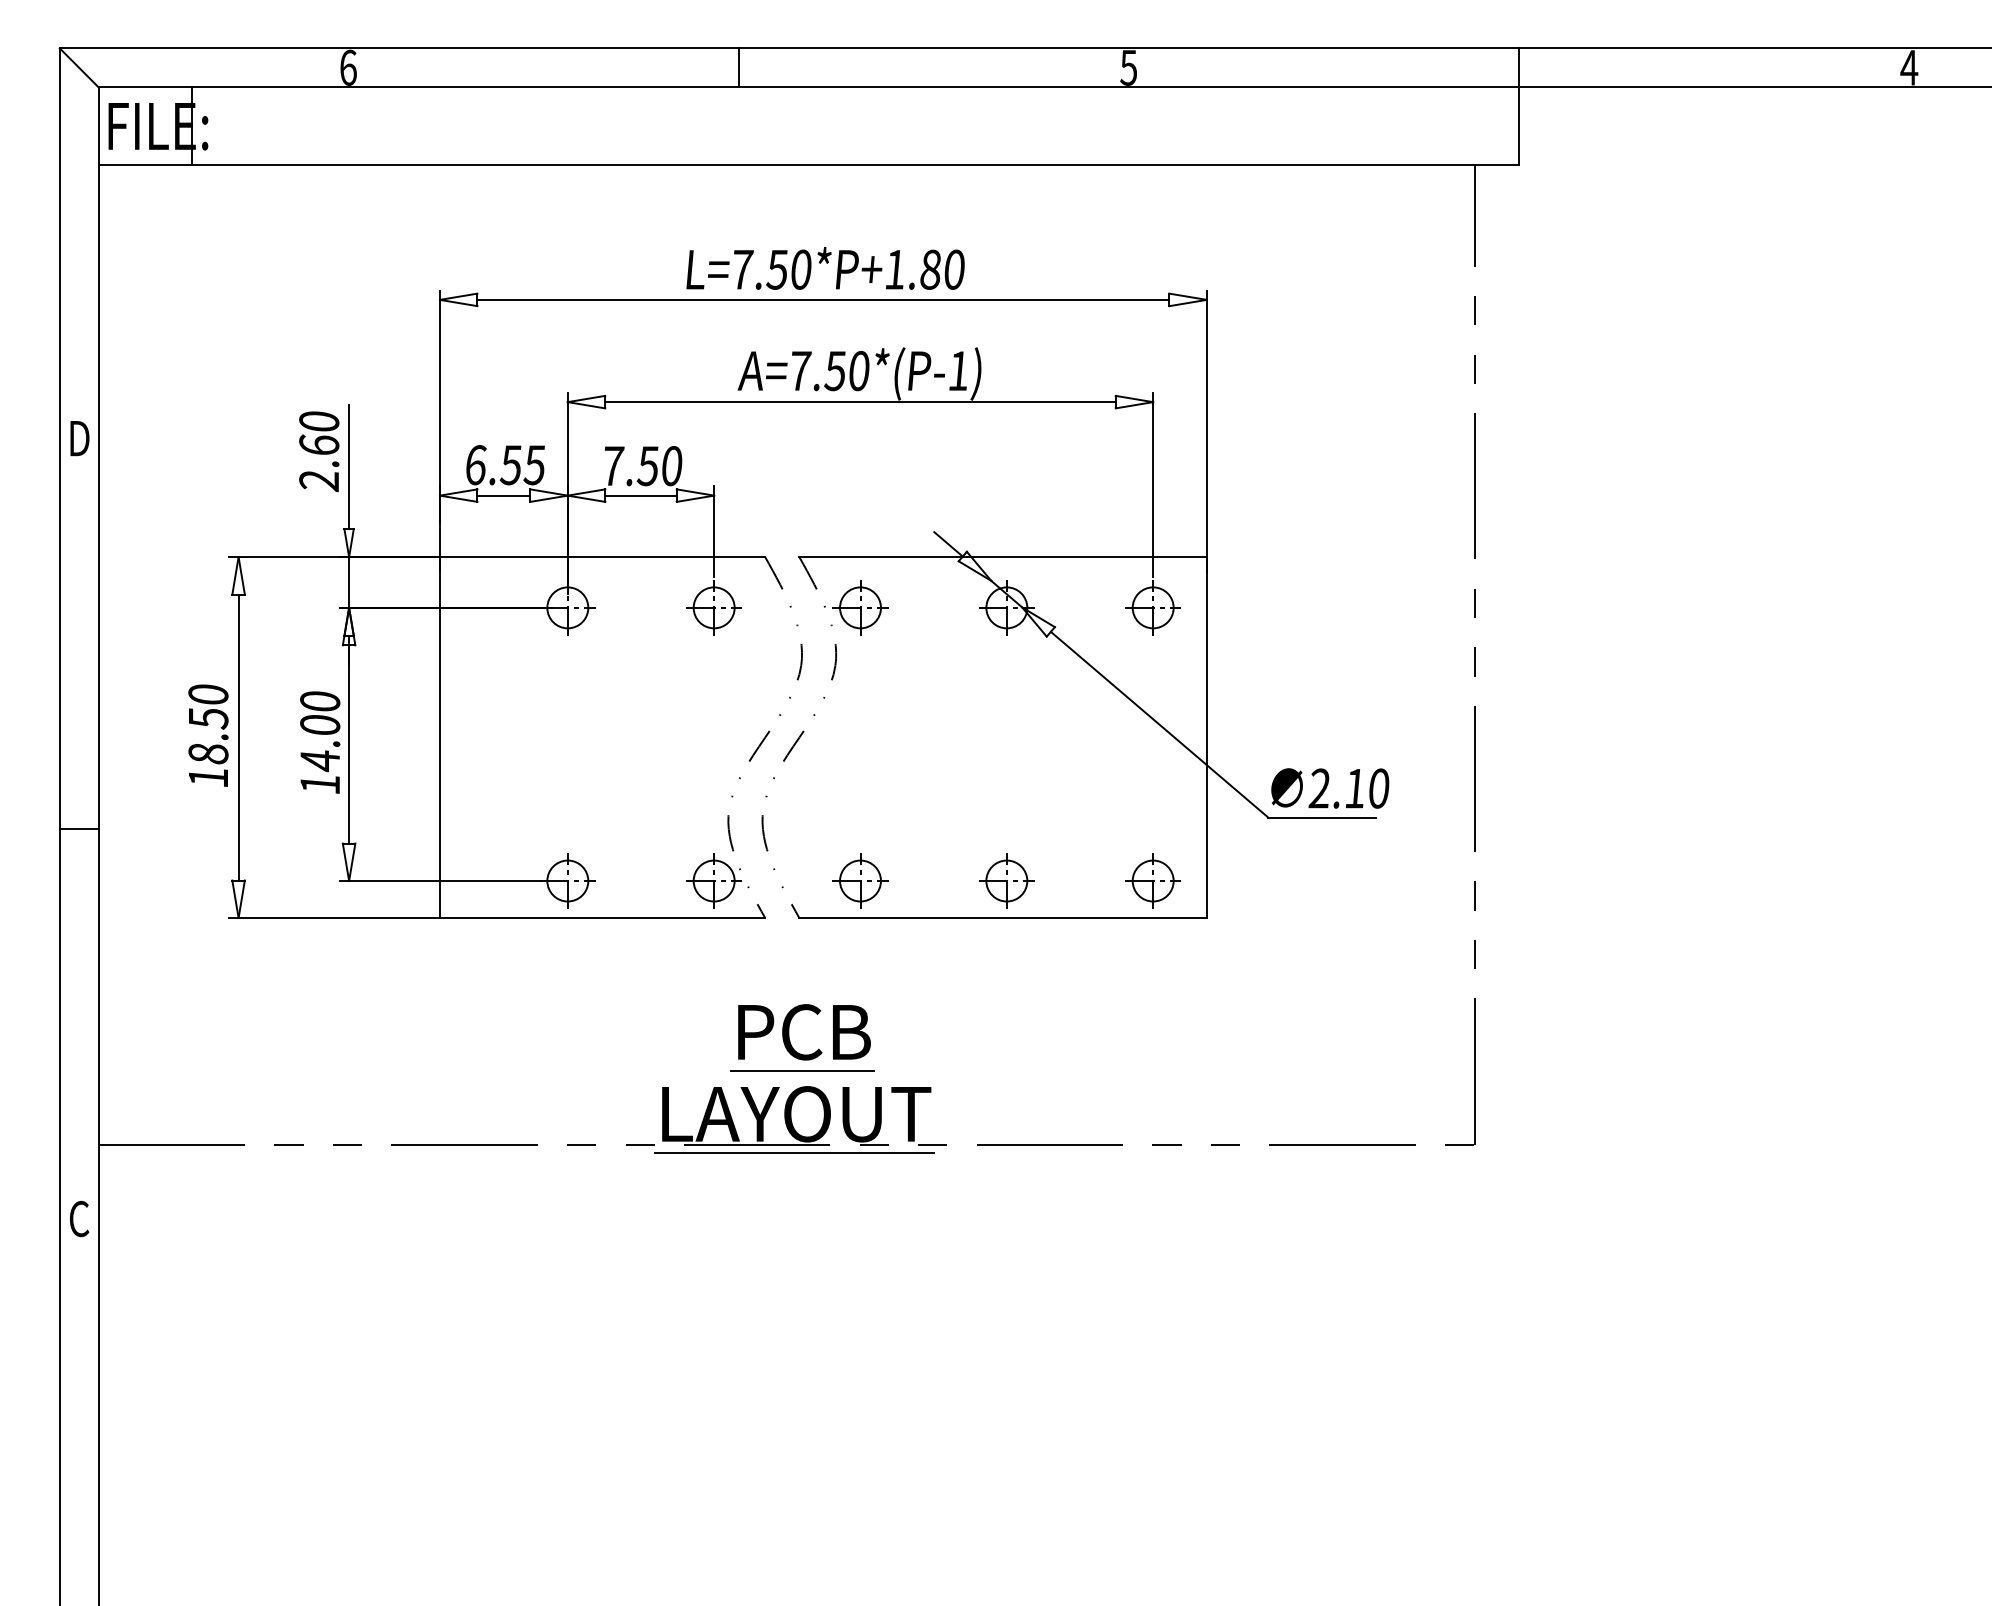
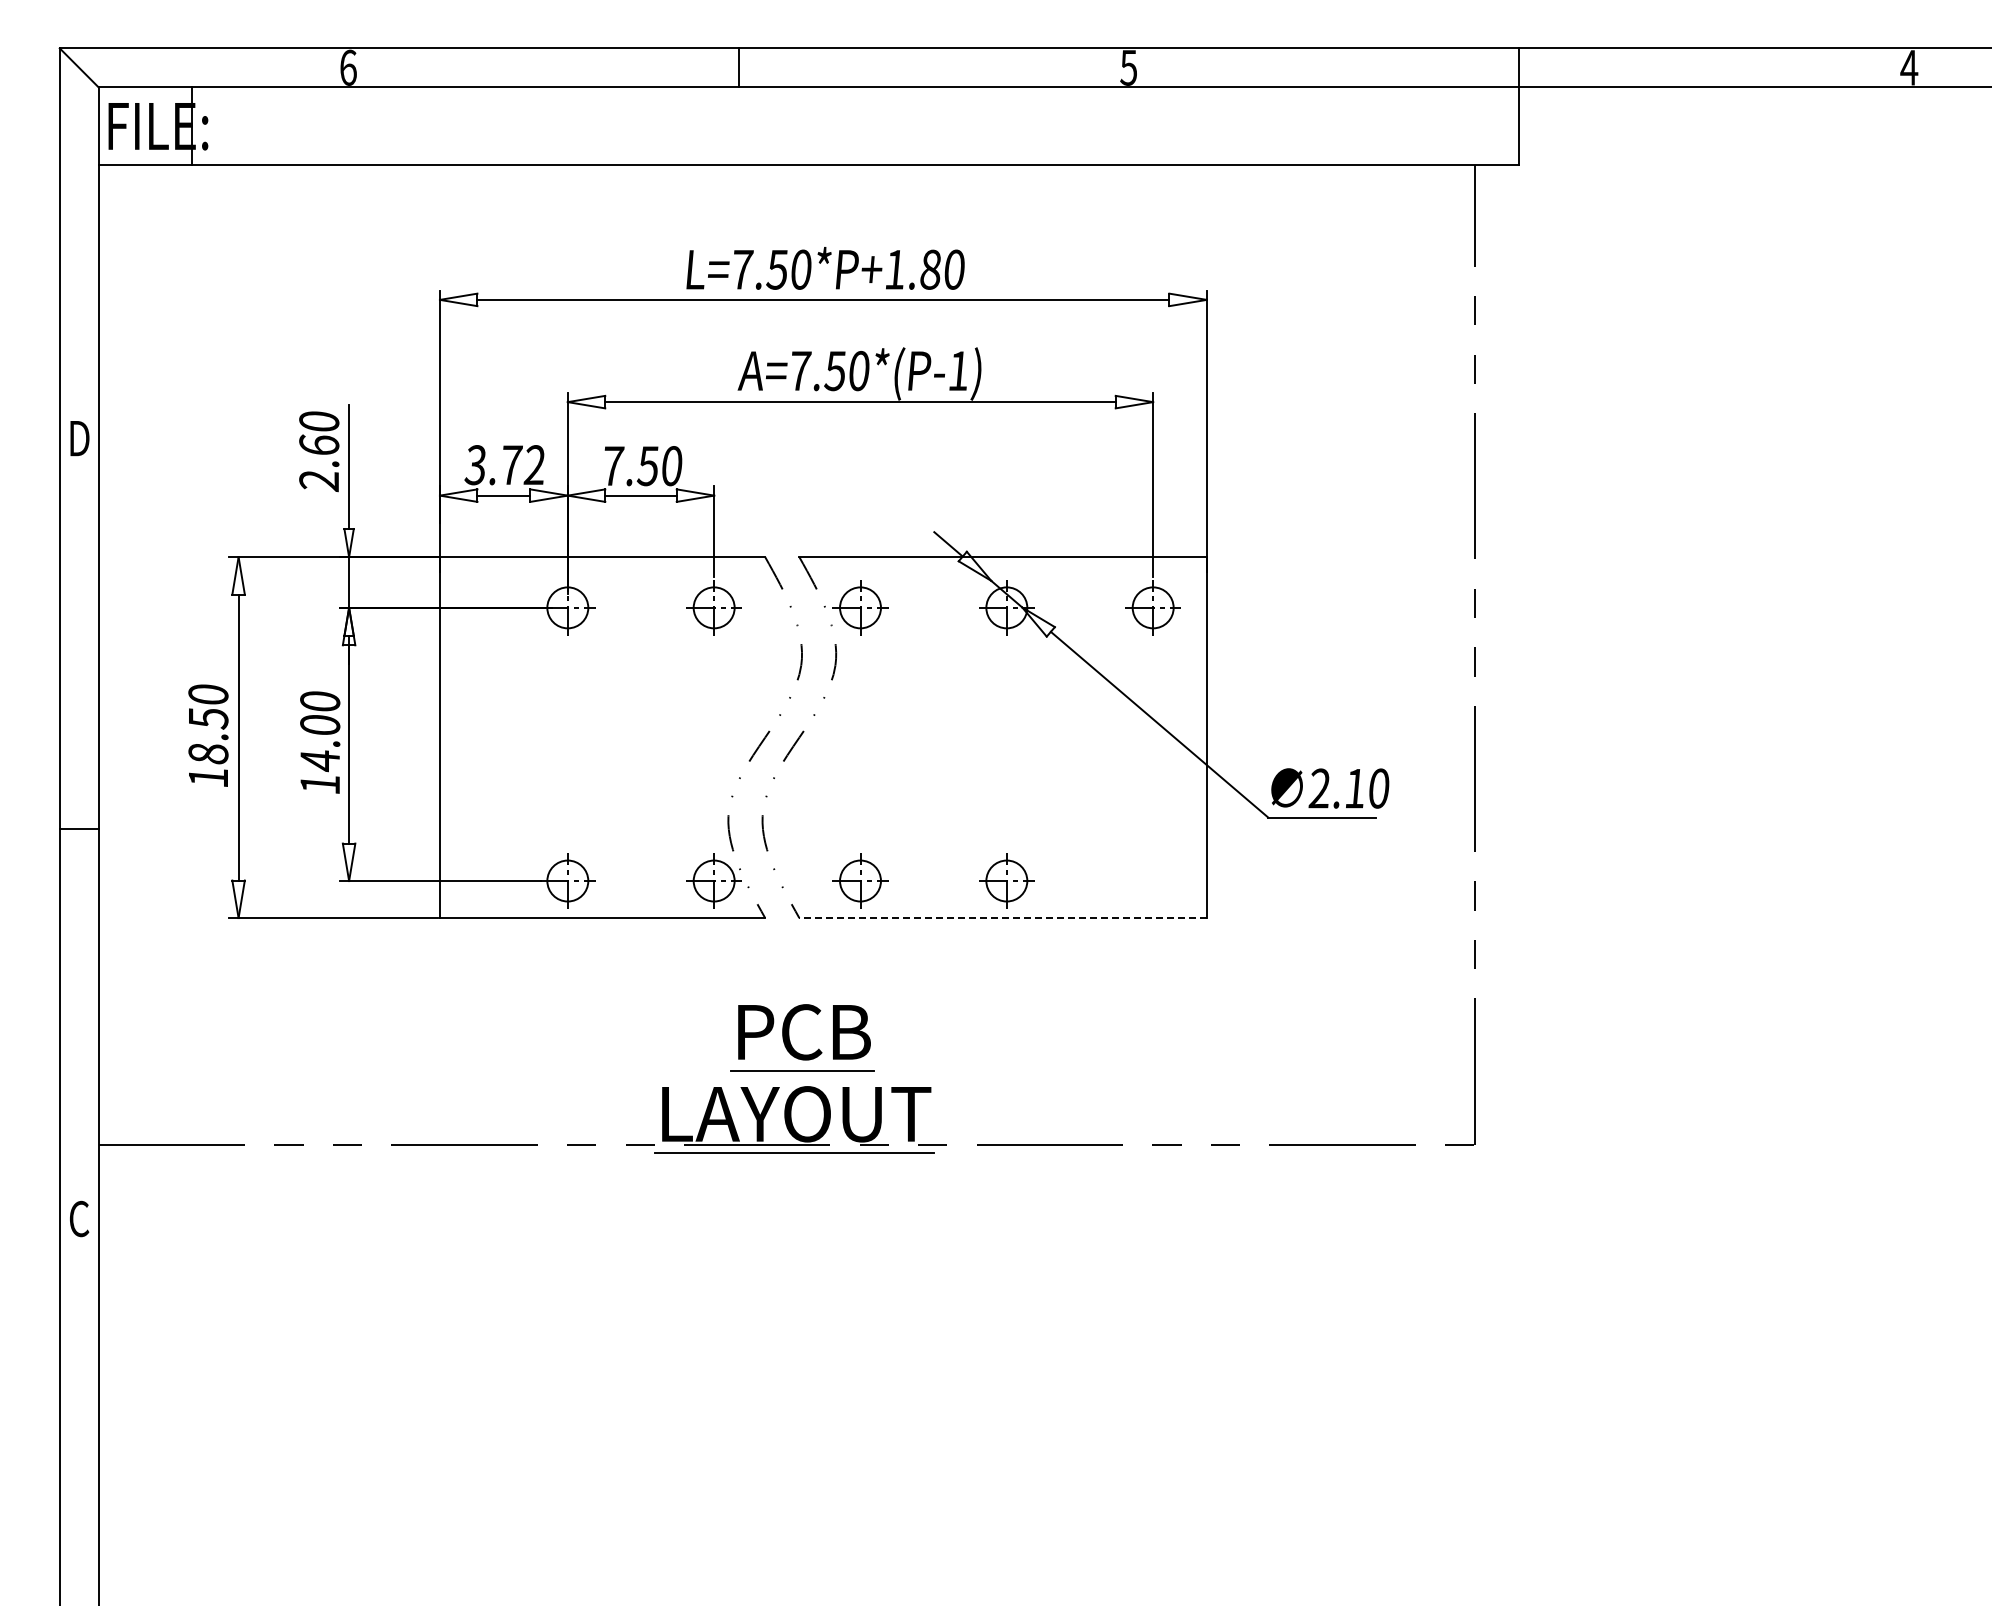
text: 6.55 -> 3.72 (504, 465)
part: present -> none (1152, 880)
line: solid -> dashed (1003, 918)
